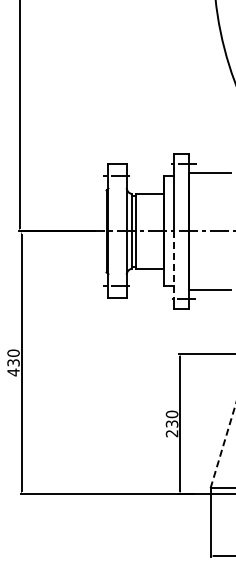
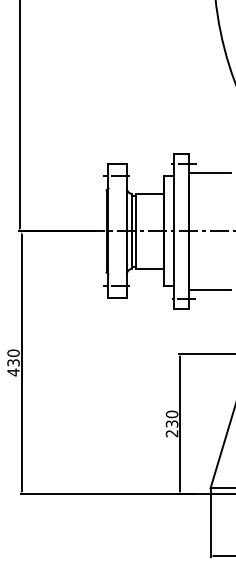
line: dashed -> solid (173, 268)
line: dashed -> solid (223, 446)
